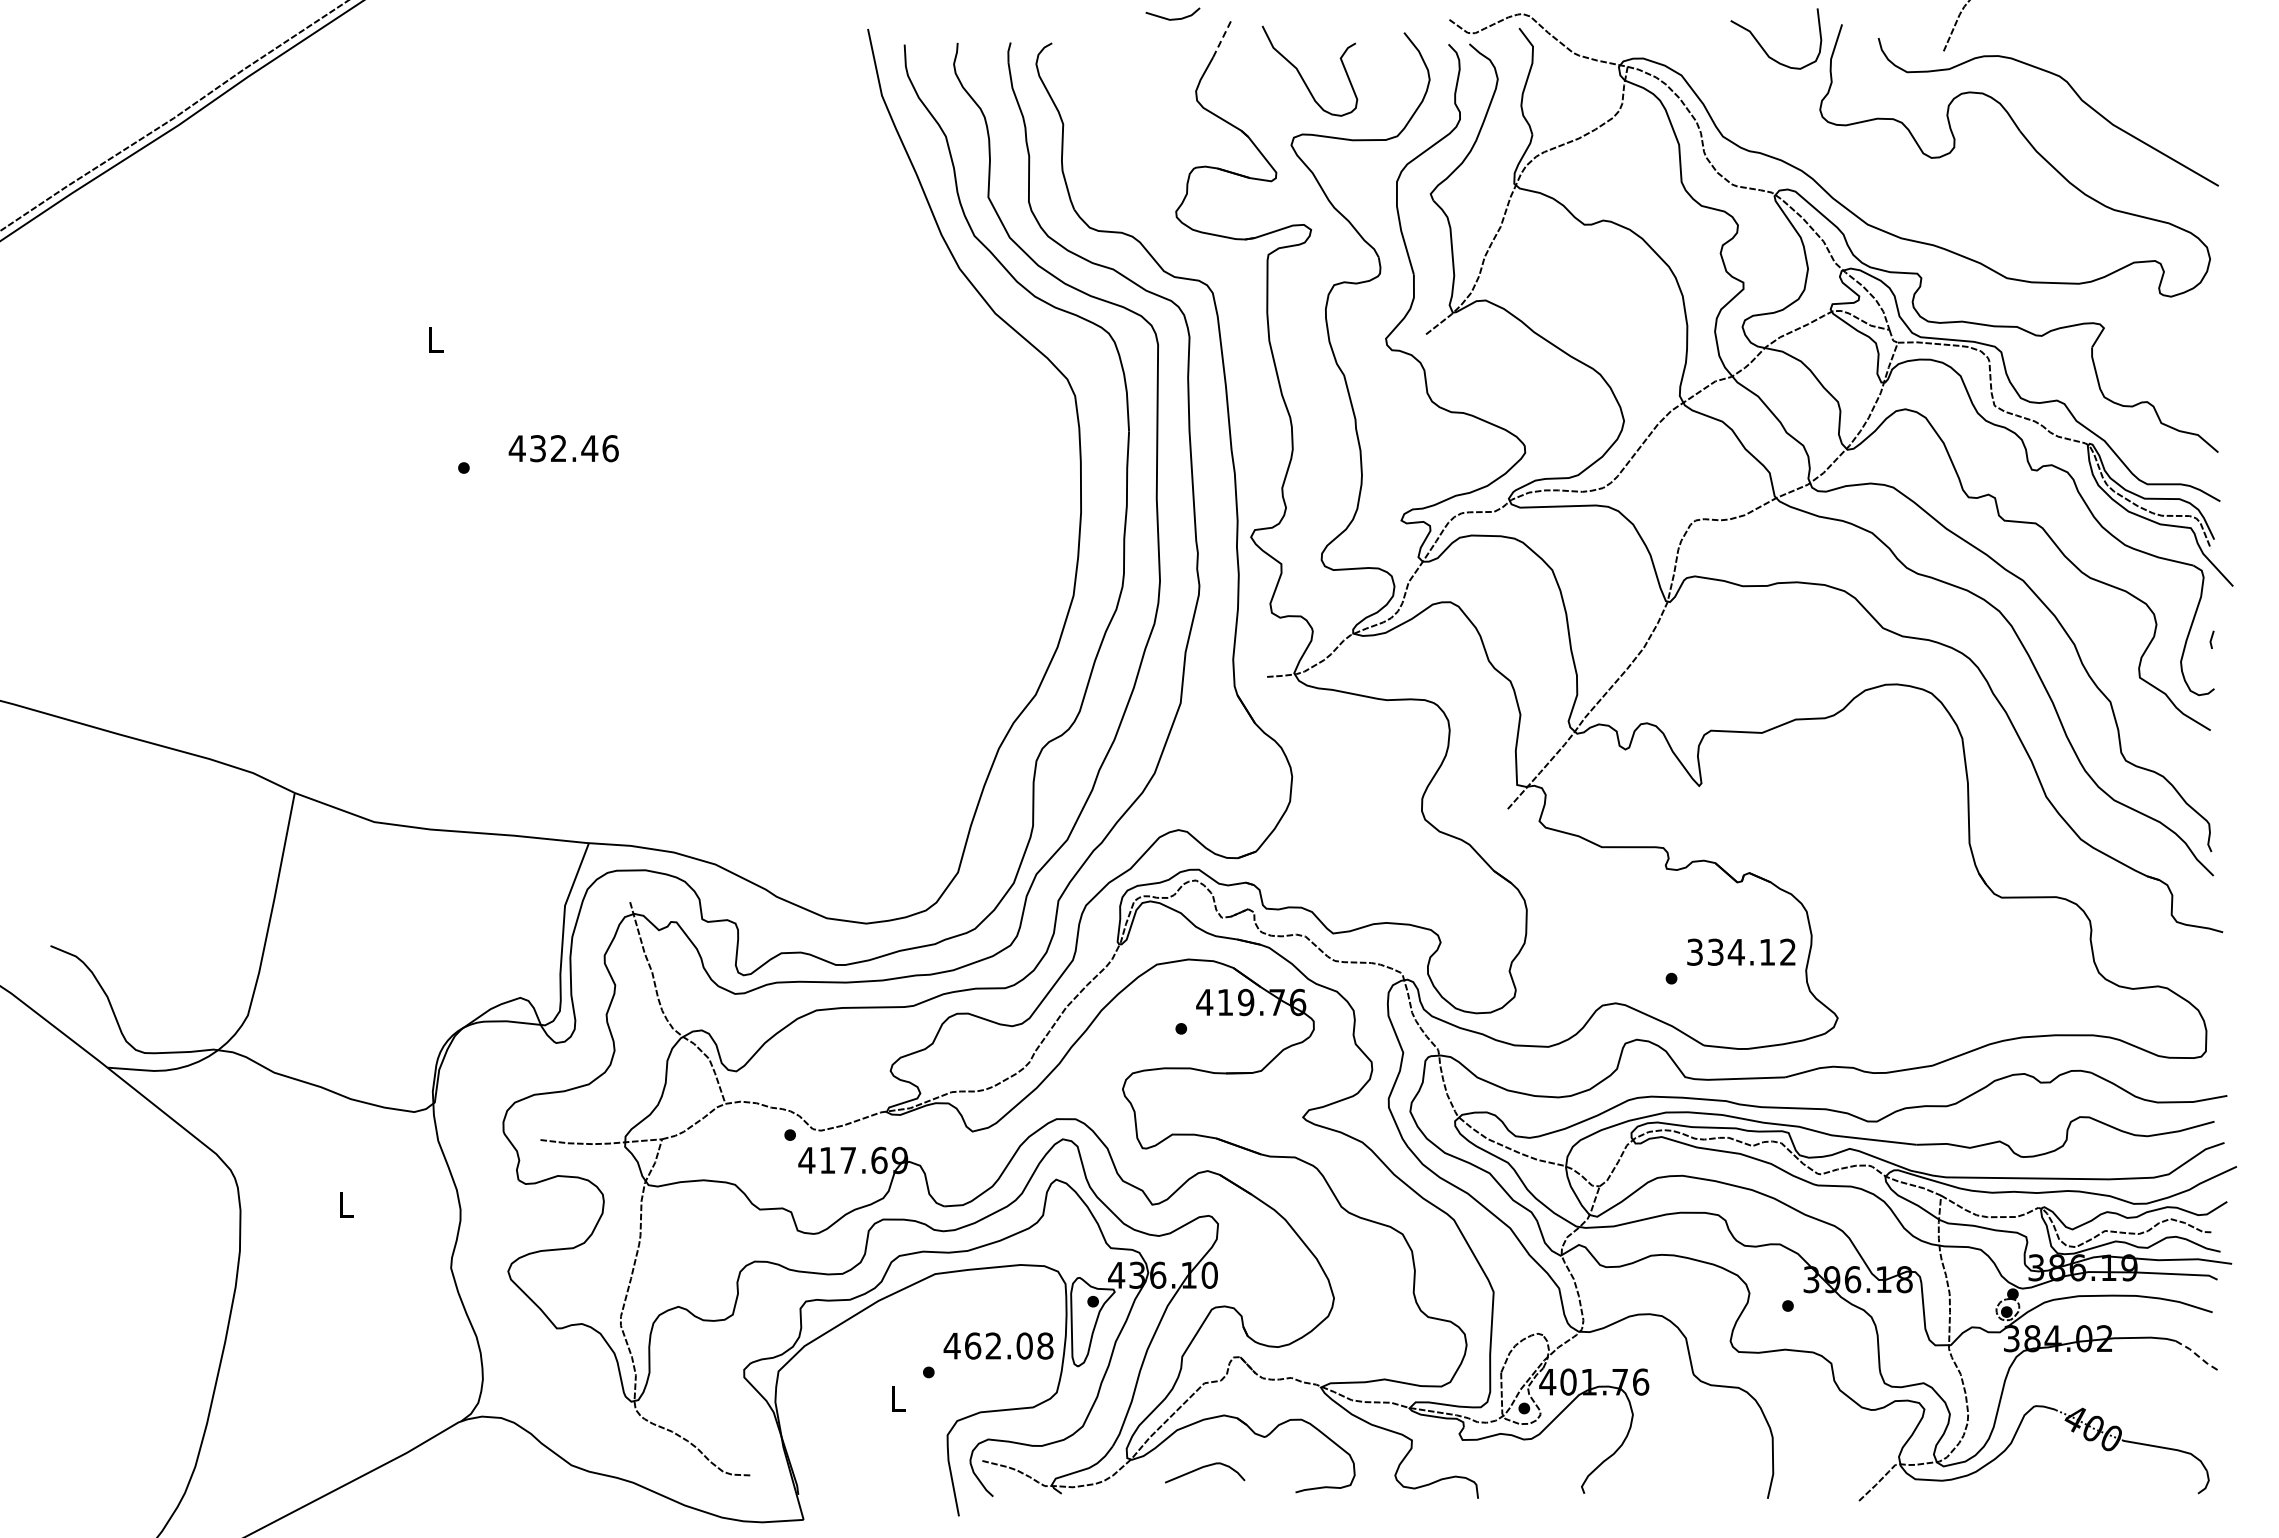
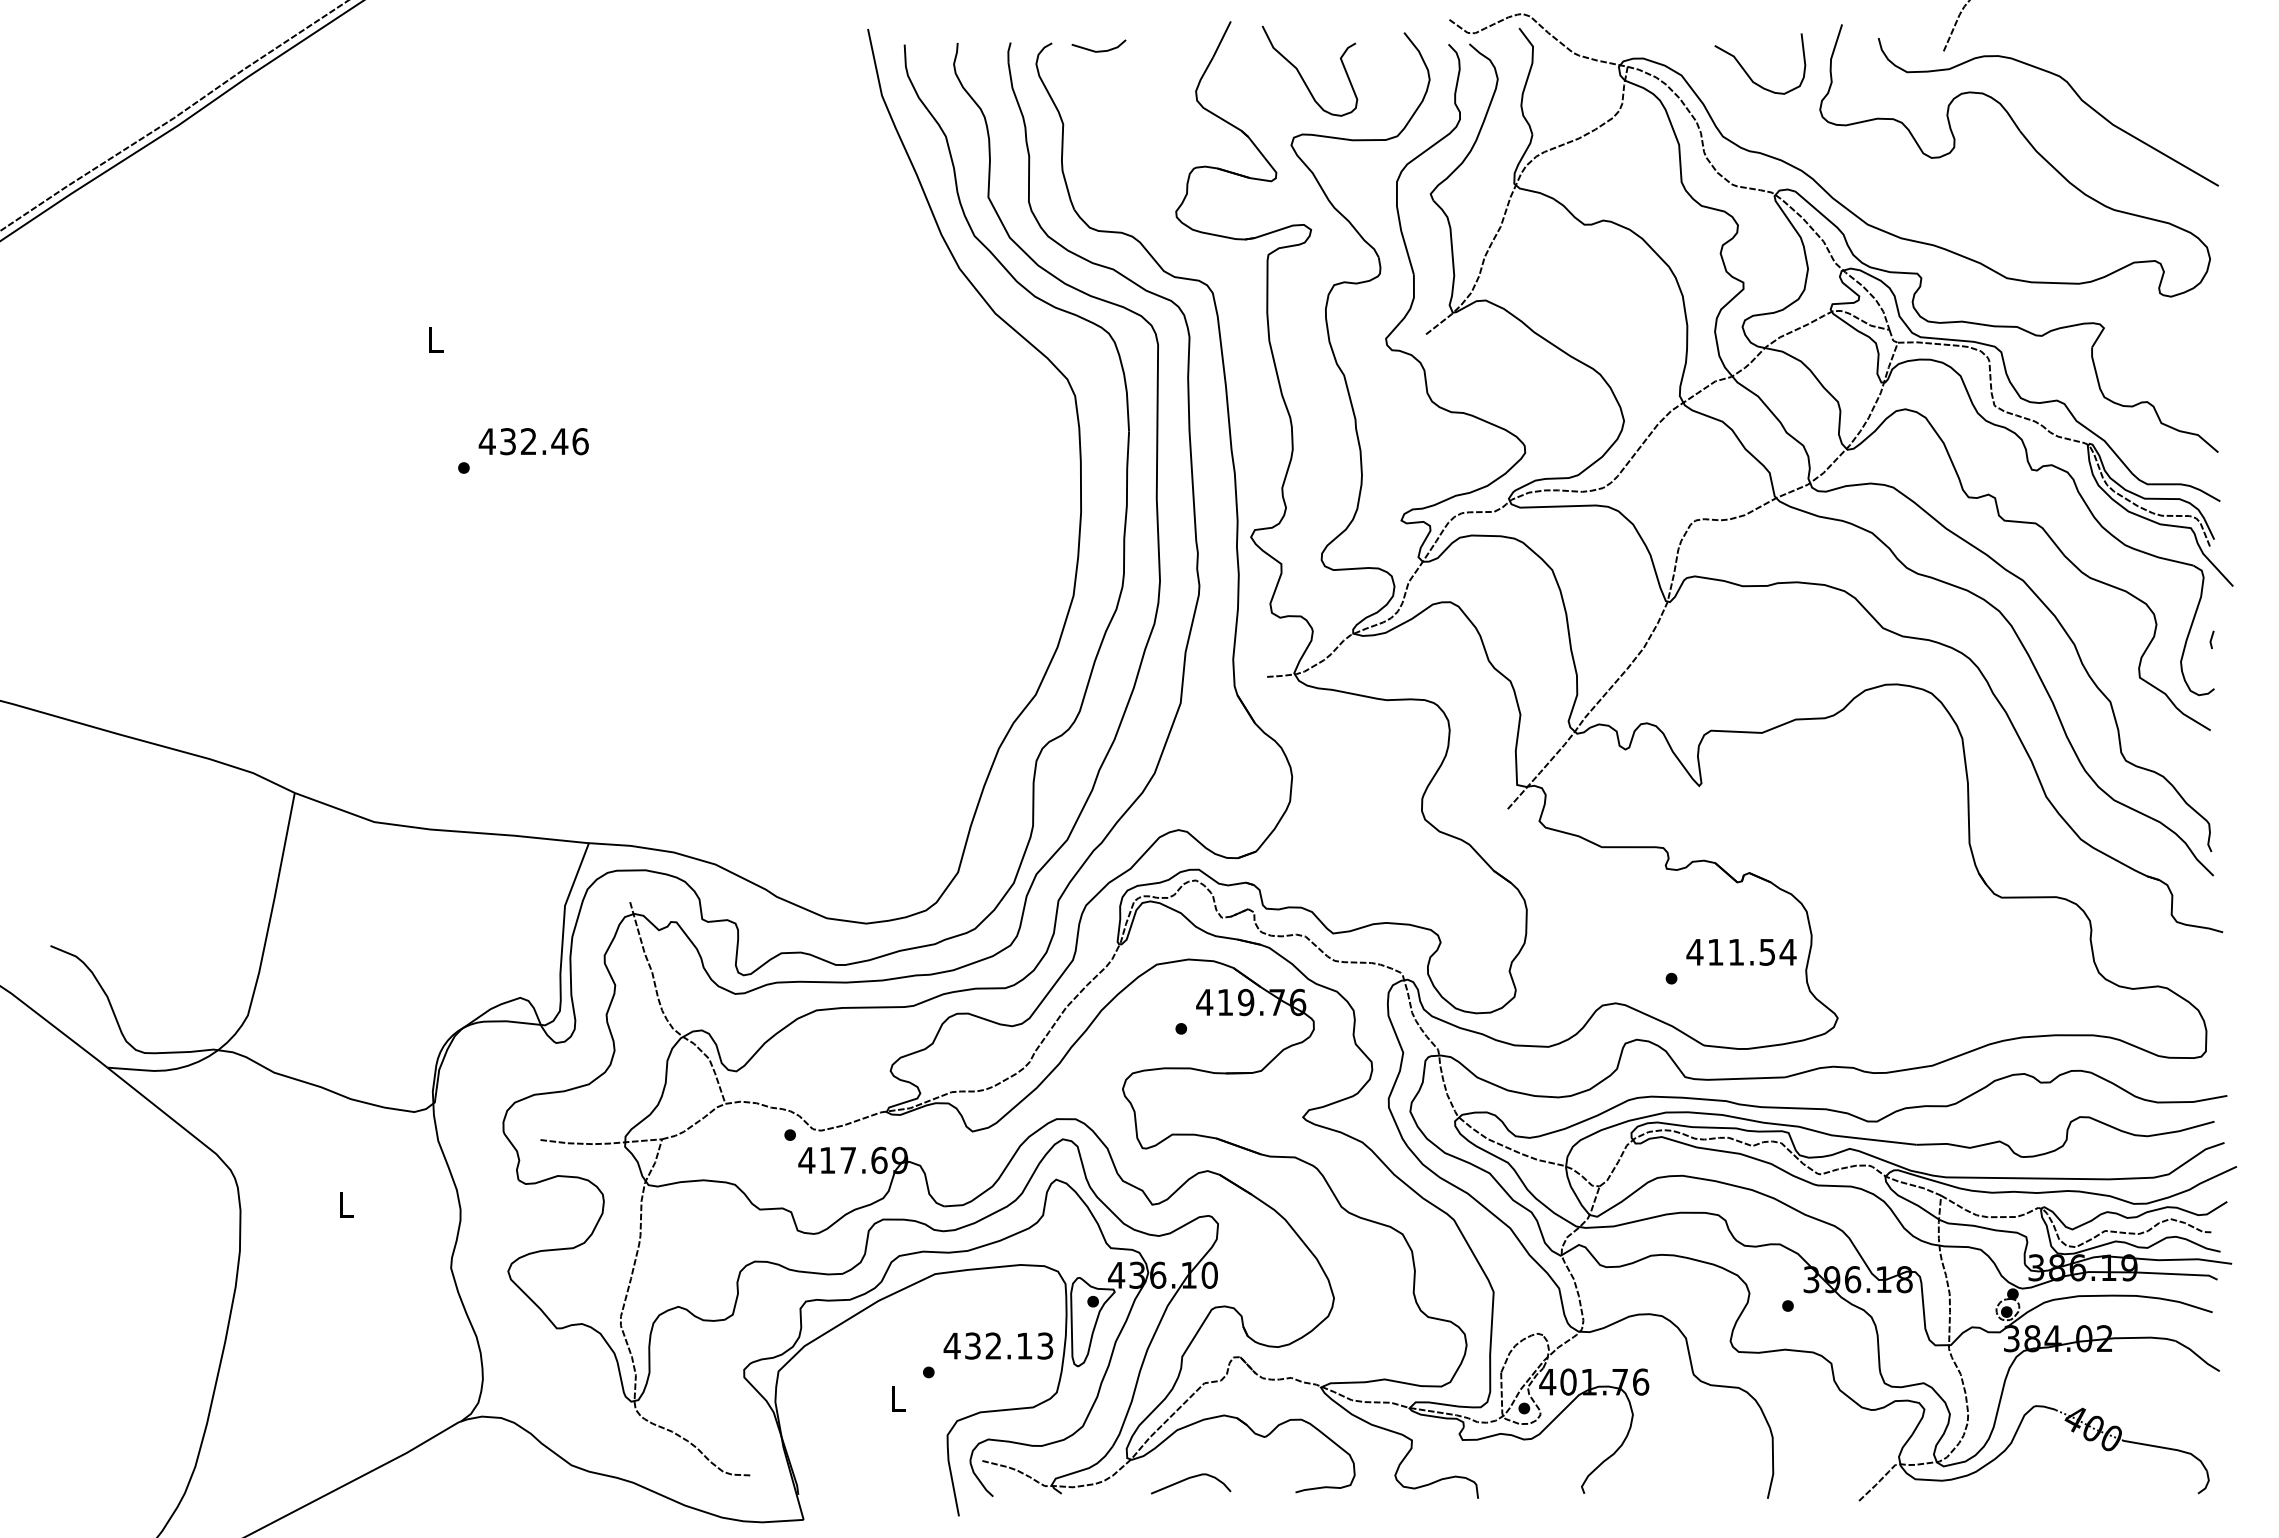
line position: (1172, 18) -> (1098, 50) (1098, 50)
line: dashed -> solid (1222, 39)
curve position: (1763, 47) -> (1747, 72) (1747, 72)
text position: (563, 448) -> (533, 441) (533, 441)
text: 334.12 -> 411.54 (1741, 951)
text: 462.08 -> 432.13 (1009, 1345)
line: dashed -> solid (2197, 1355)
curve position: (1205, 1467) -> (1191, 1478) (1191, 1478)
